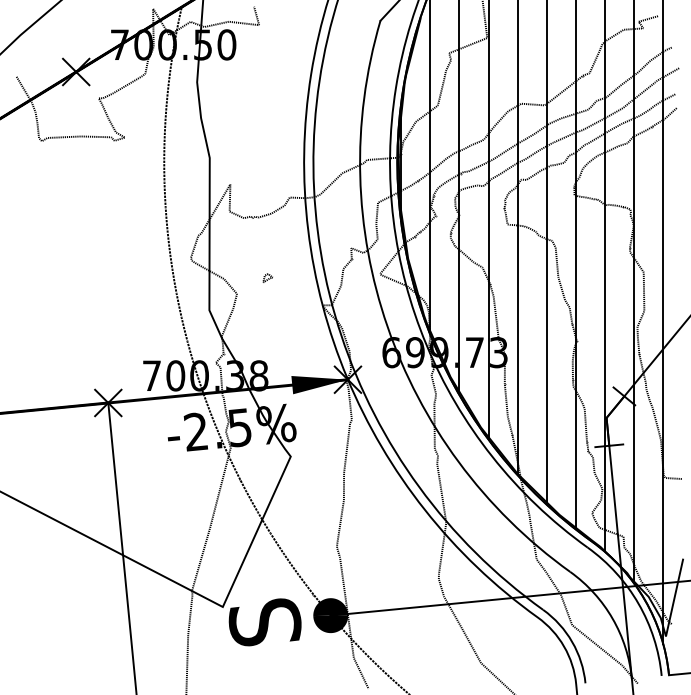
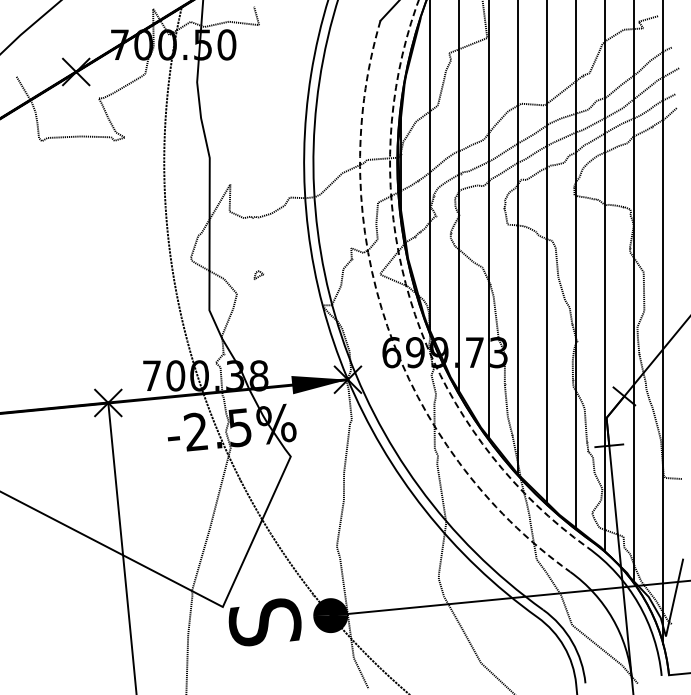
part position: (267, 277) -> (258, 274) (258, 274)
arc: solid -> dashed (411, 302)
arc: solid -> dashed (387, 326)
